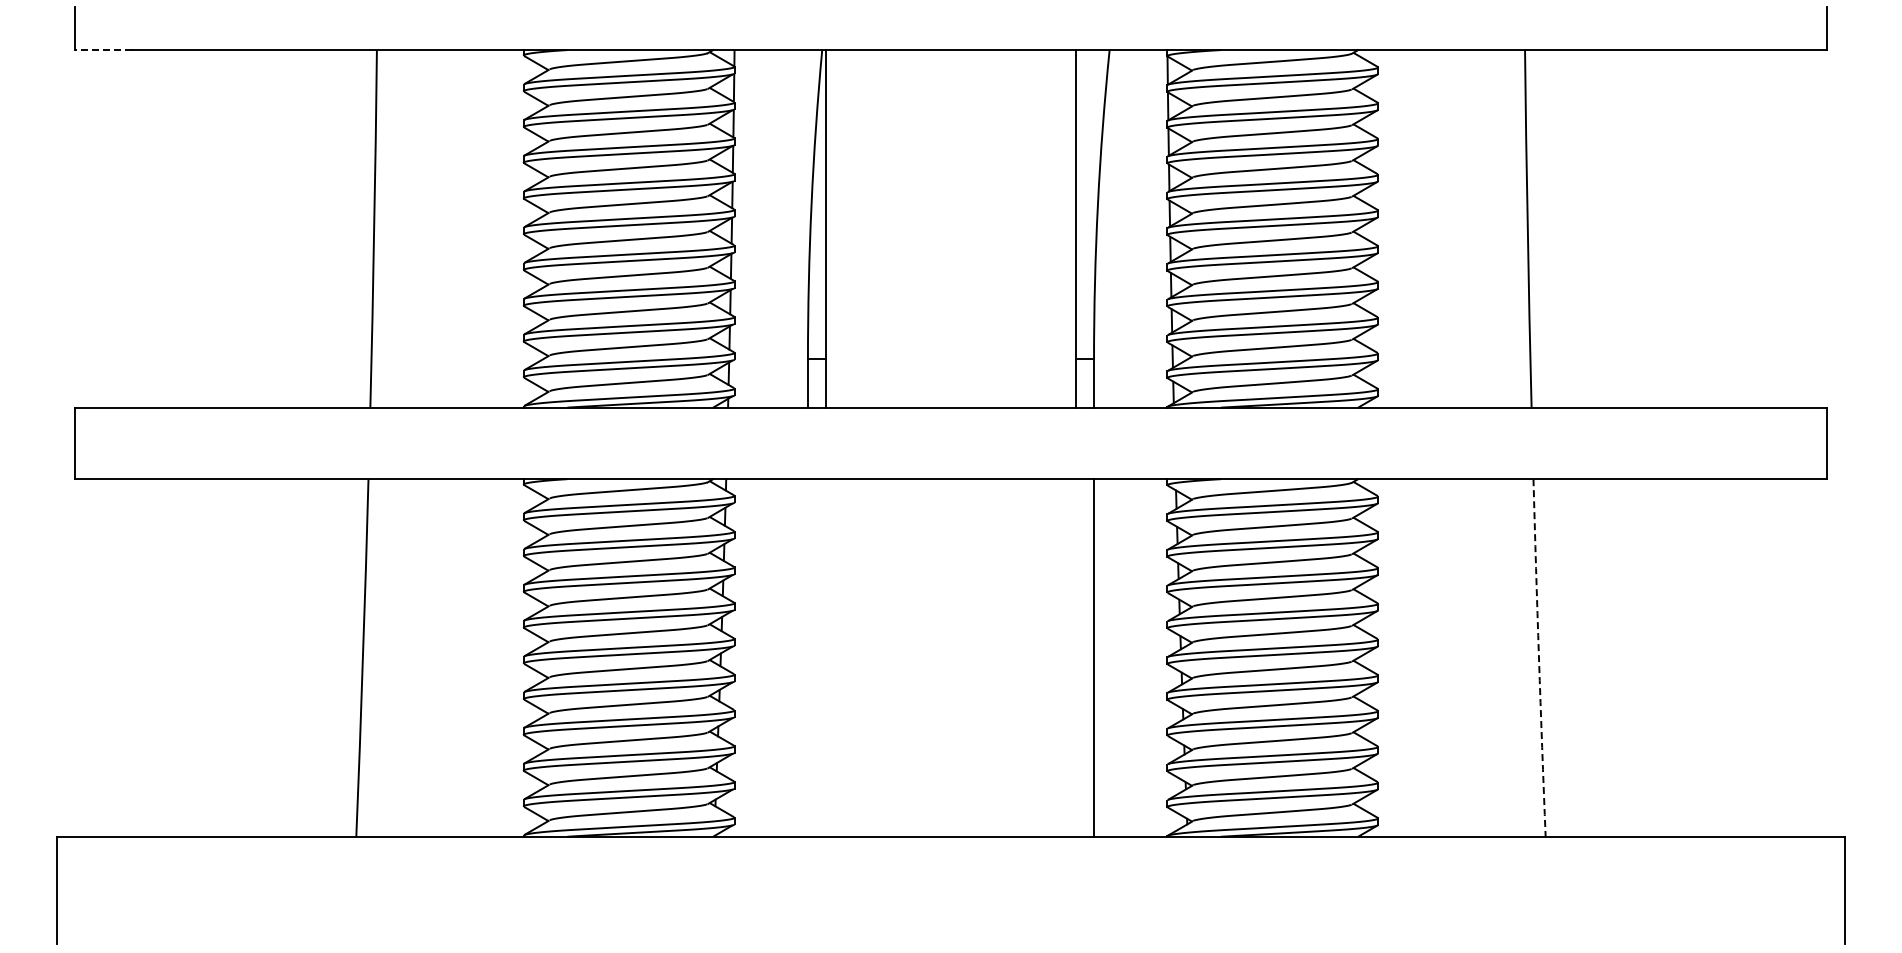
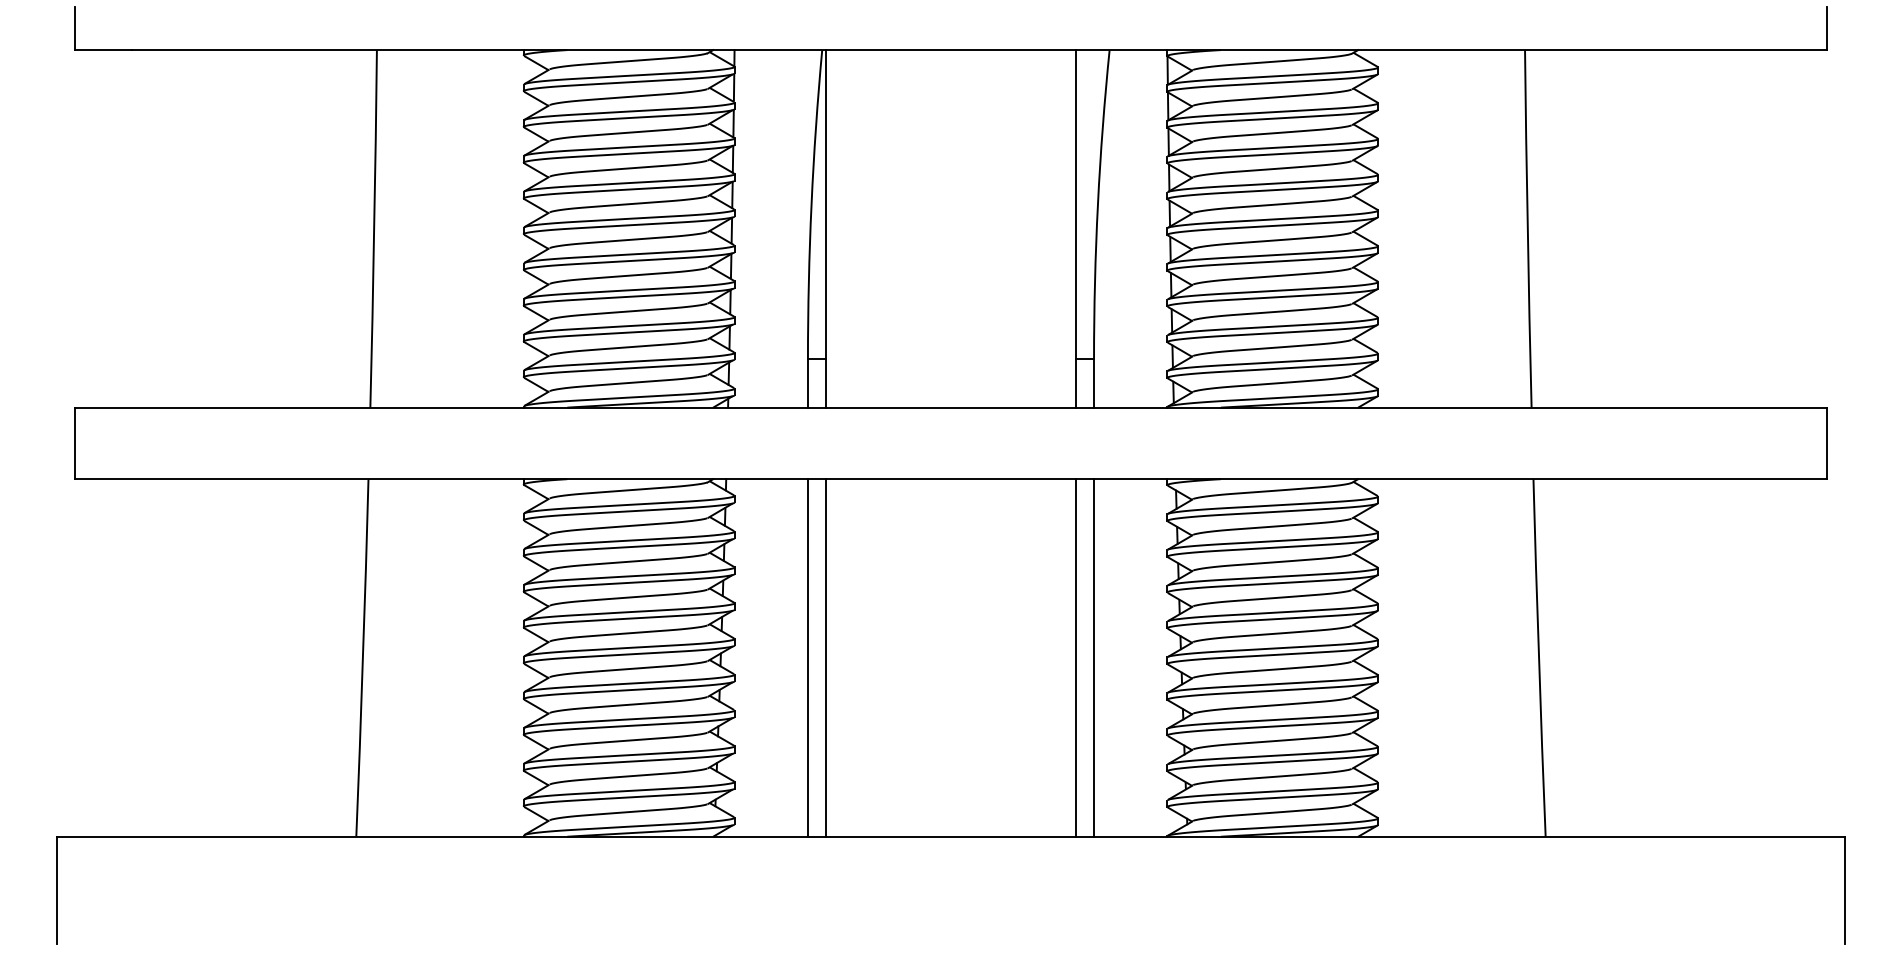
line: dashed -> solid (103, 50)
line: none -> present (807, 657)
line: none -> present (825, 657)
line: none -> present (1076, 657)
arc: dashed -> solid (1538, 657)
